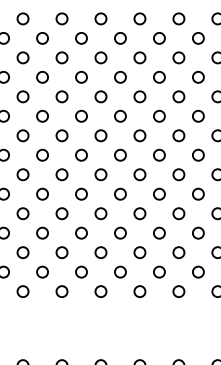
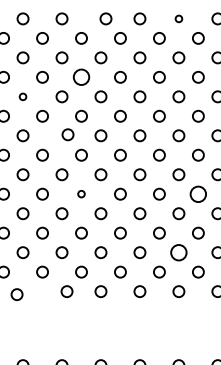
circle position: (100, 18) -> (105, 18) (105, 18)
circle size: 14x14 px -> 10x10 px (178, 18)
circle size: 13x13 px -> 19x18 px (81, 76)
circle size: 14x14 px -> 10x10 px (22, 96)
circle position: (61, 135) -> (67, 134) (67, 134)
circle size: 13x14 px -> 9x9 px (81, 194)
circle size: 13x14 px -> 18x18 px (197, 193)
circle size: 14x13 px -> 18x18 px (178, 252)
circle position: (22, 291) -> (16, 294) (16, 294)
circle position: (61, 291) -> (66, 291) (66, 291)
